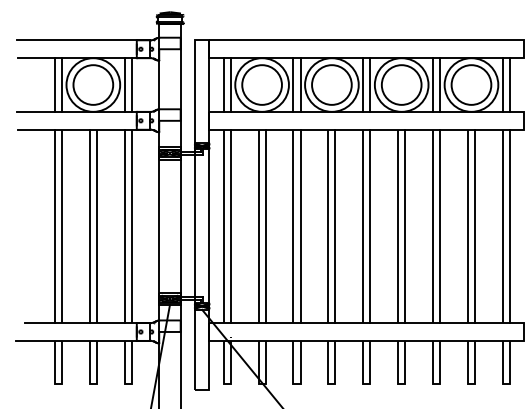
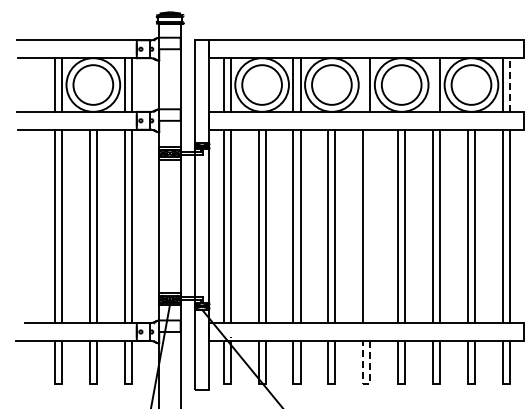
line: present -> none (363, 84)
line: present -> none (433, 84)
line: solid -> dashed (509, 85)
line: present -> none (370, 226)
line: solid -> dashed (366, 383)
